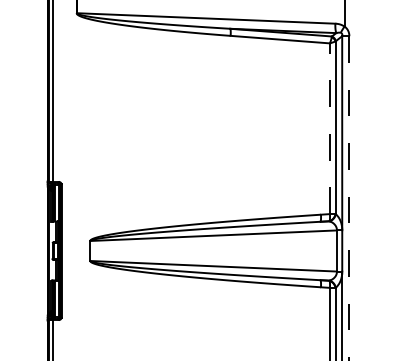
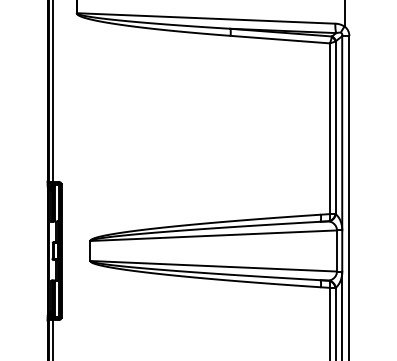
line: dashed -> solid (329, 128)
line: dashed -> solid (349, 199)
